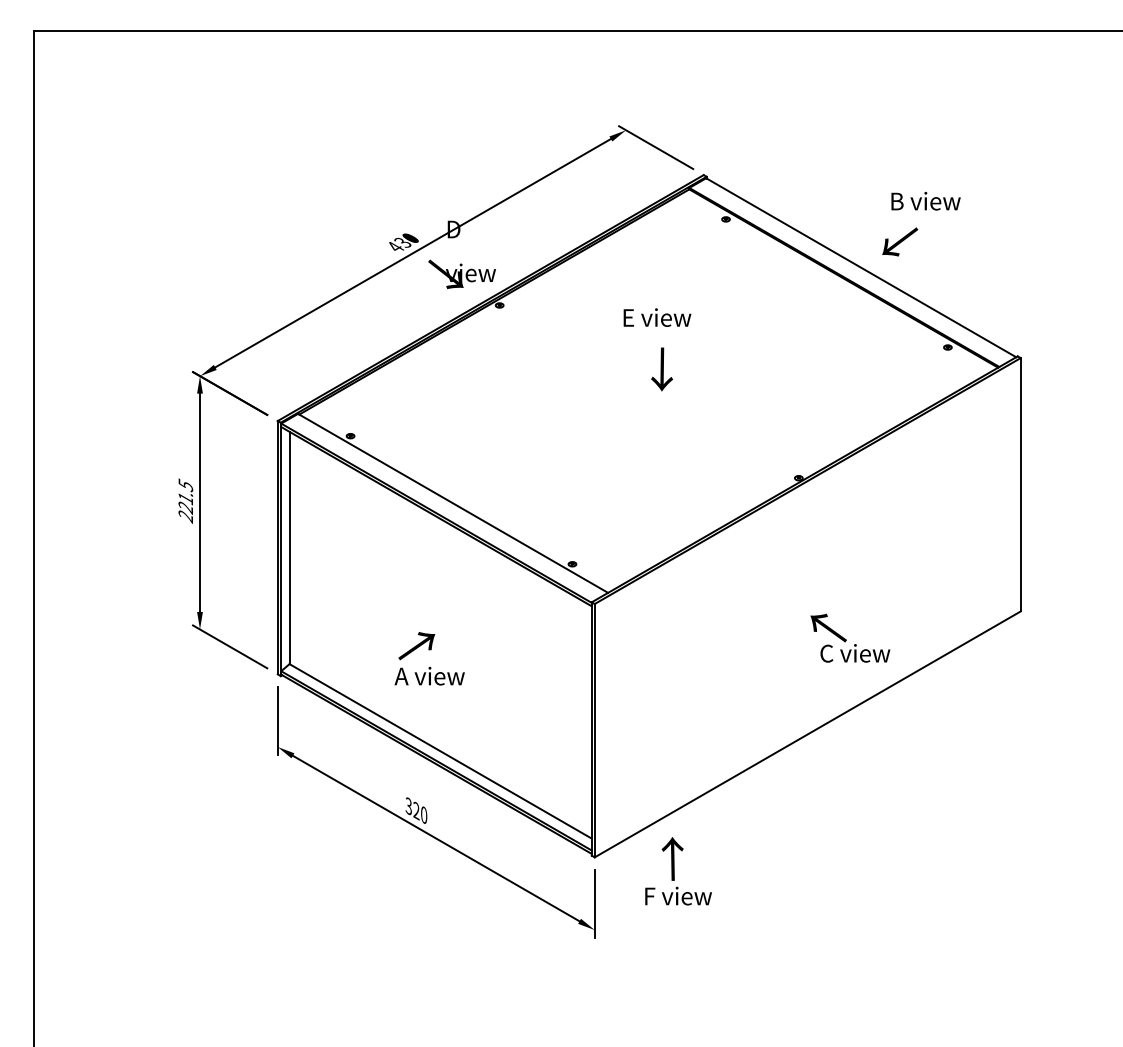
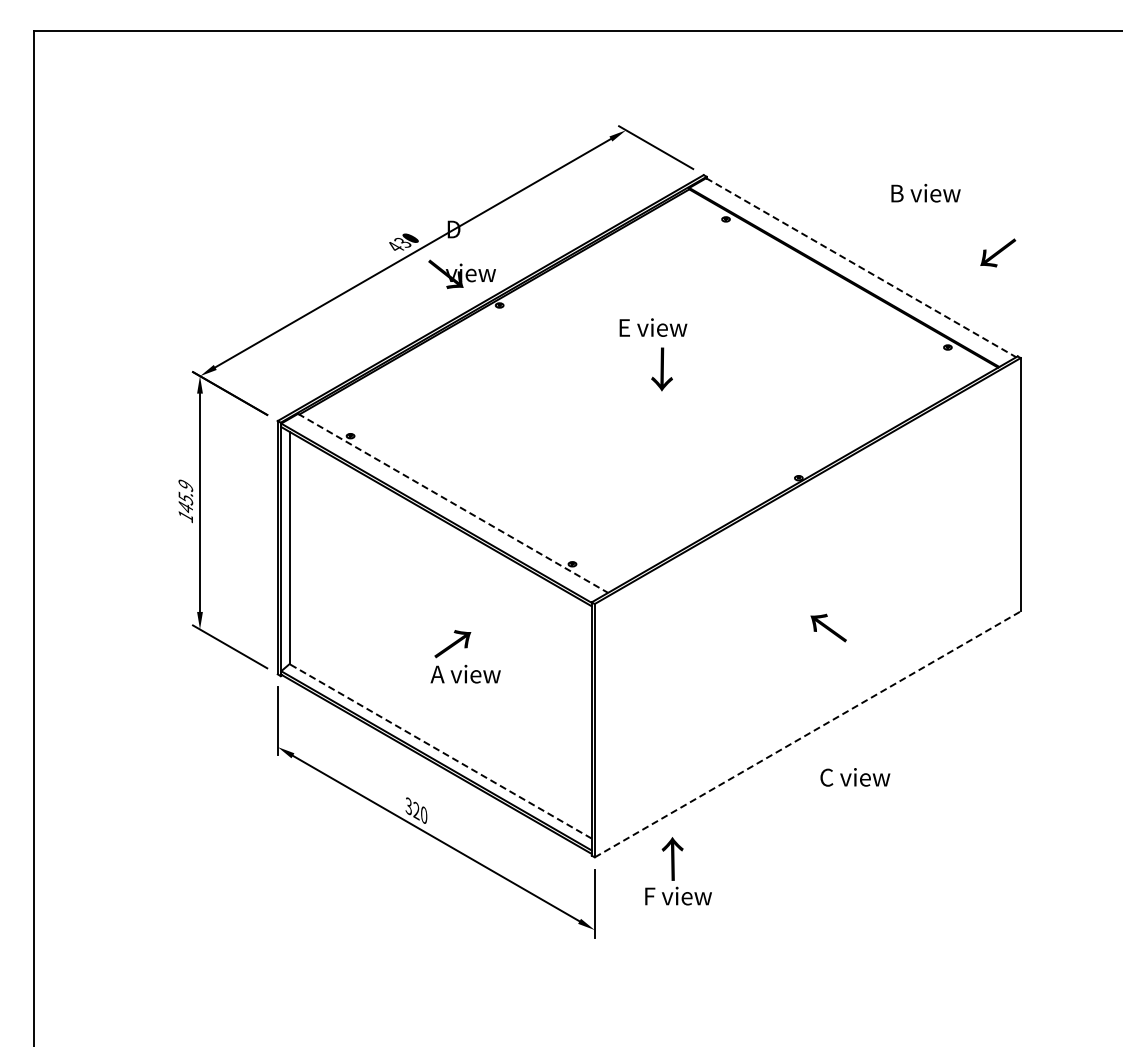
text position: (925, 200) -> (925, 192) (925, 192)
text position: (900, 241) -> (998, 252) (998, 252)
line: solid -> dashed (861, 268)
text position: (657, 317) -> (653, 327) (653, 327)
text: 221.5 -> 145.9 (185, 500)
line: solid -> dashed (453, 503)
text position: (855, 653) -> (855, 777) (855, 777)
text position: (429, 658) -> (465, 656) (465, 656)
line: solid -> dashed (807, 734)
line: solid -> dashed (440, 751)
